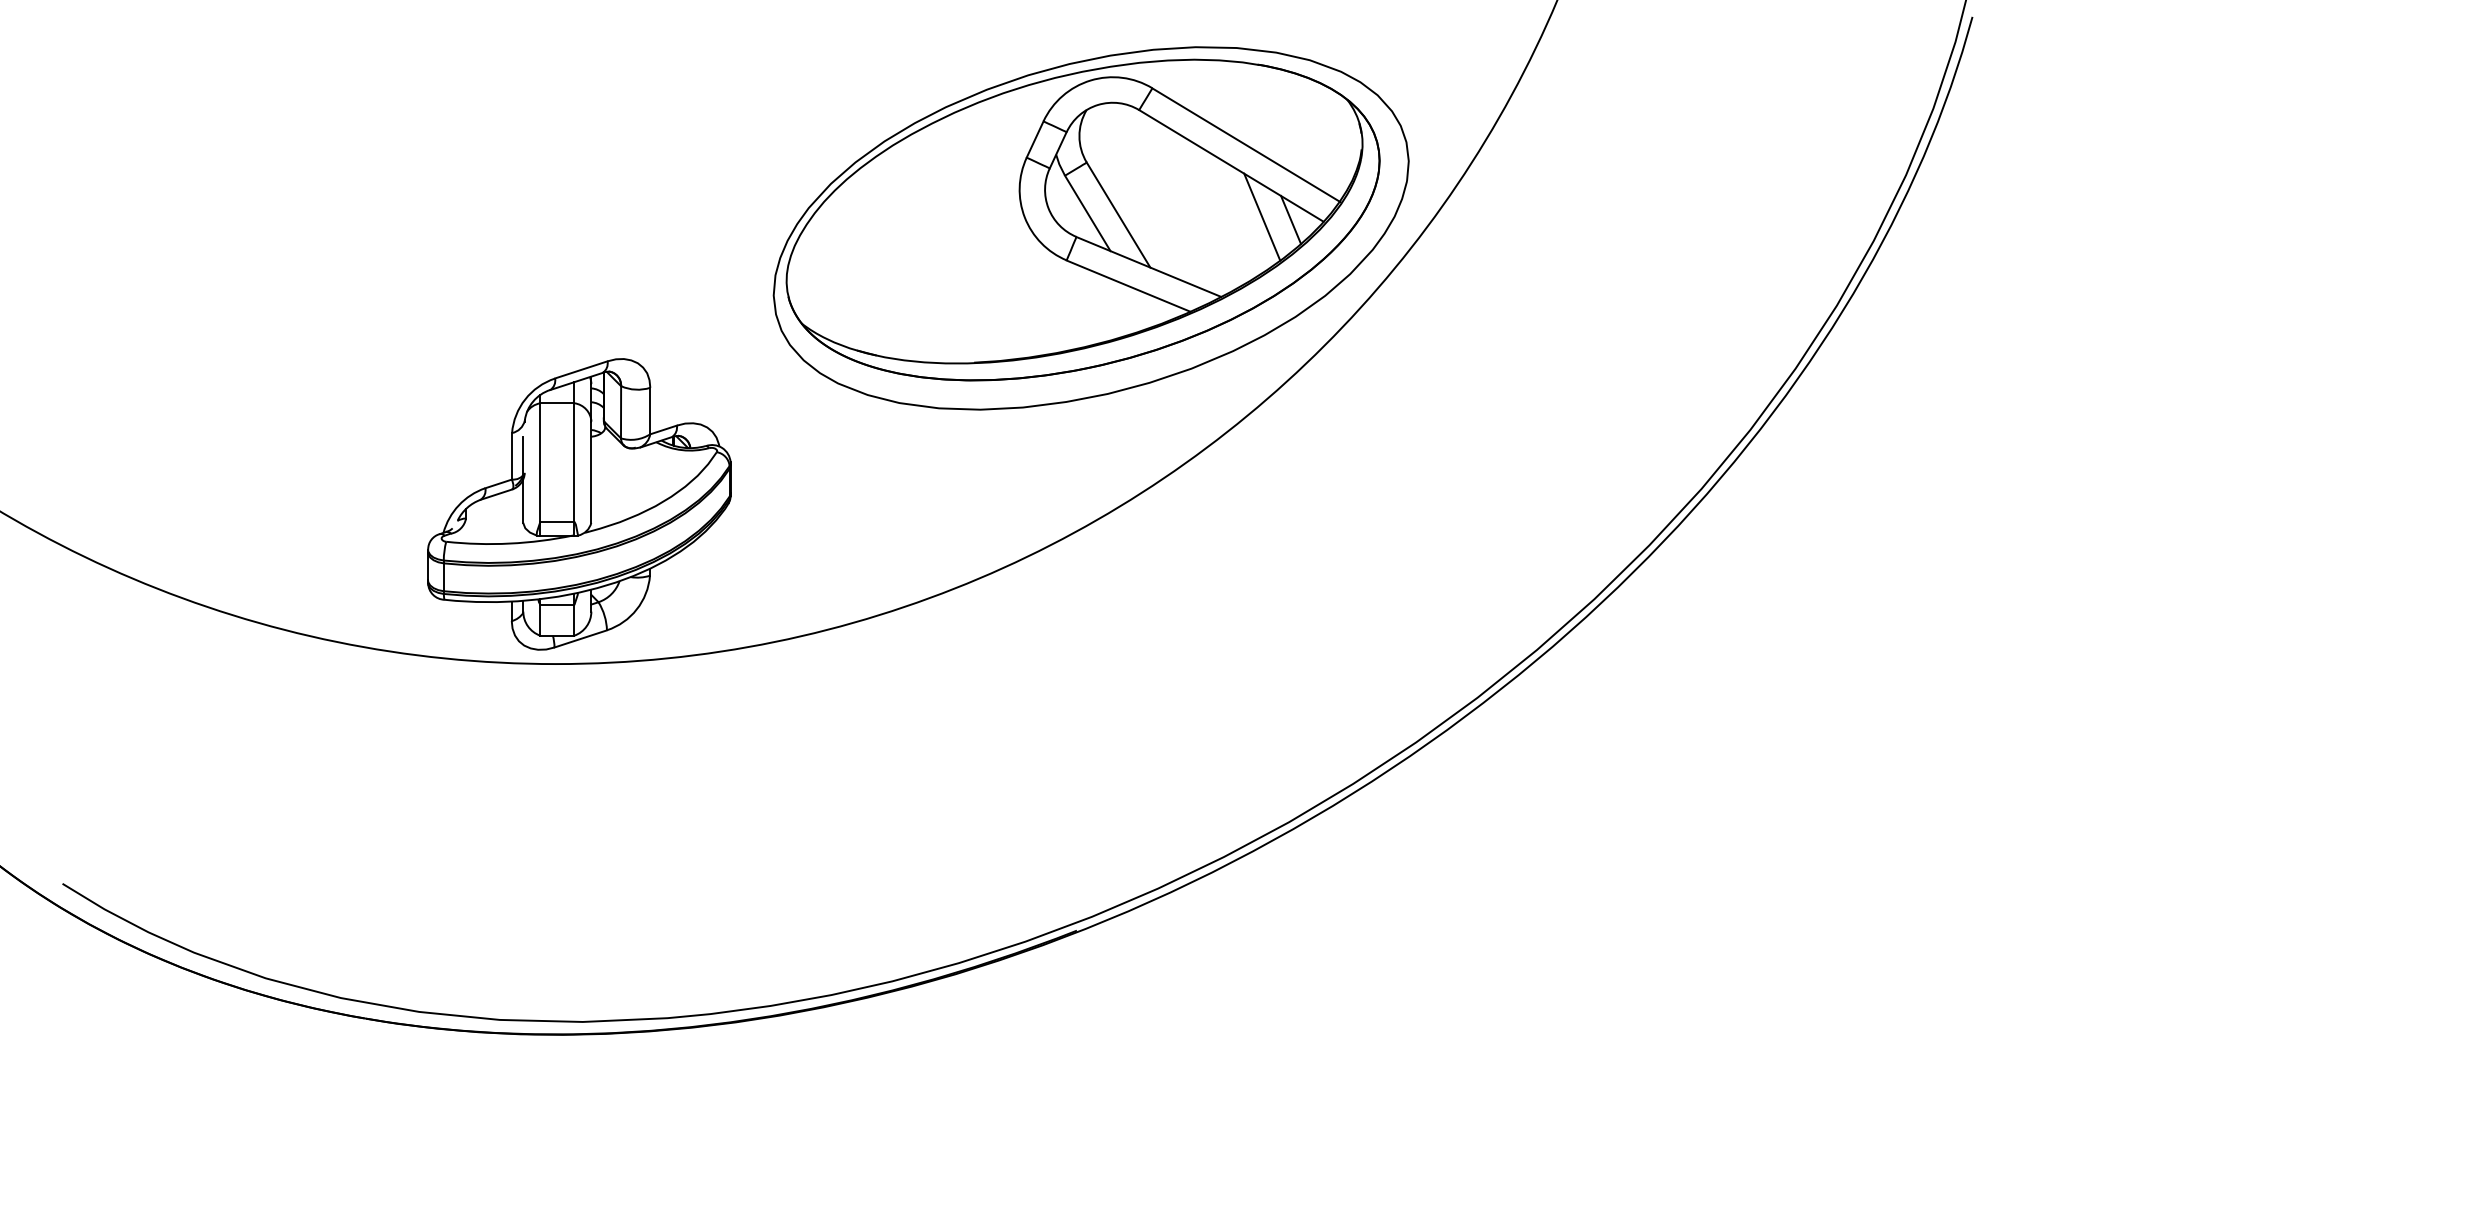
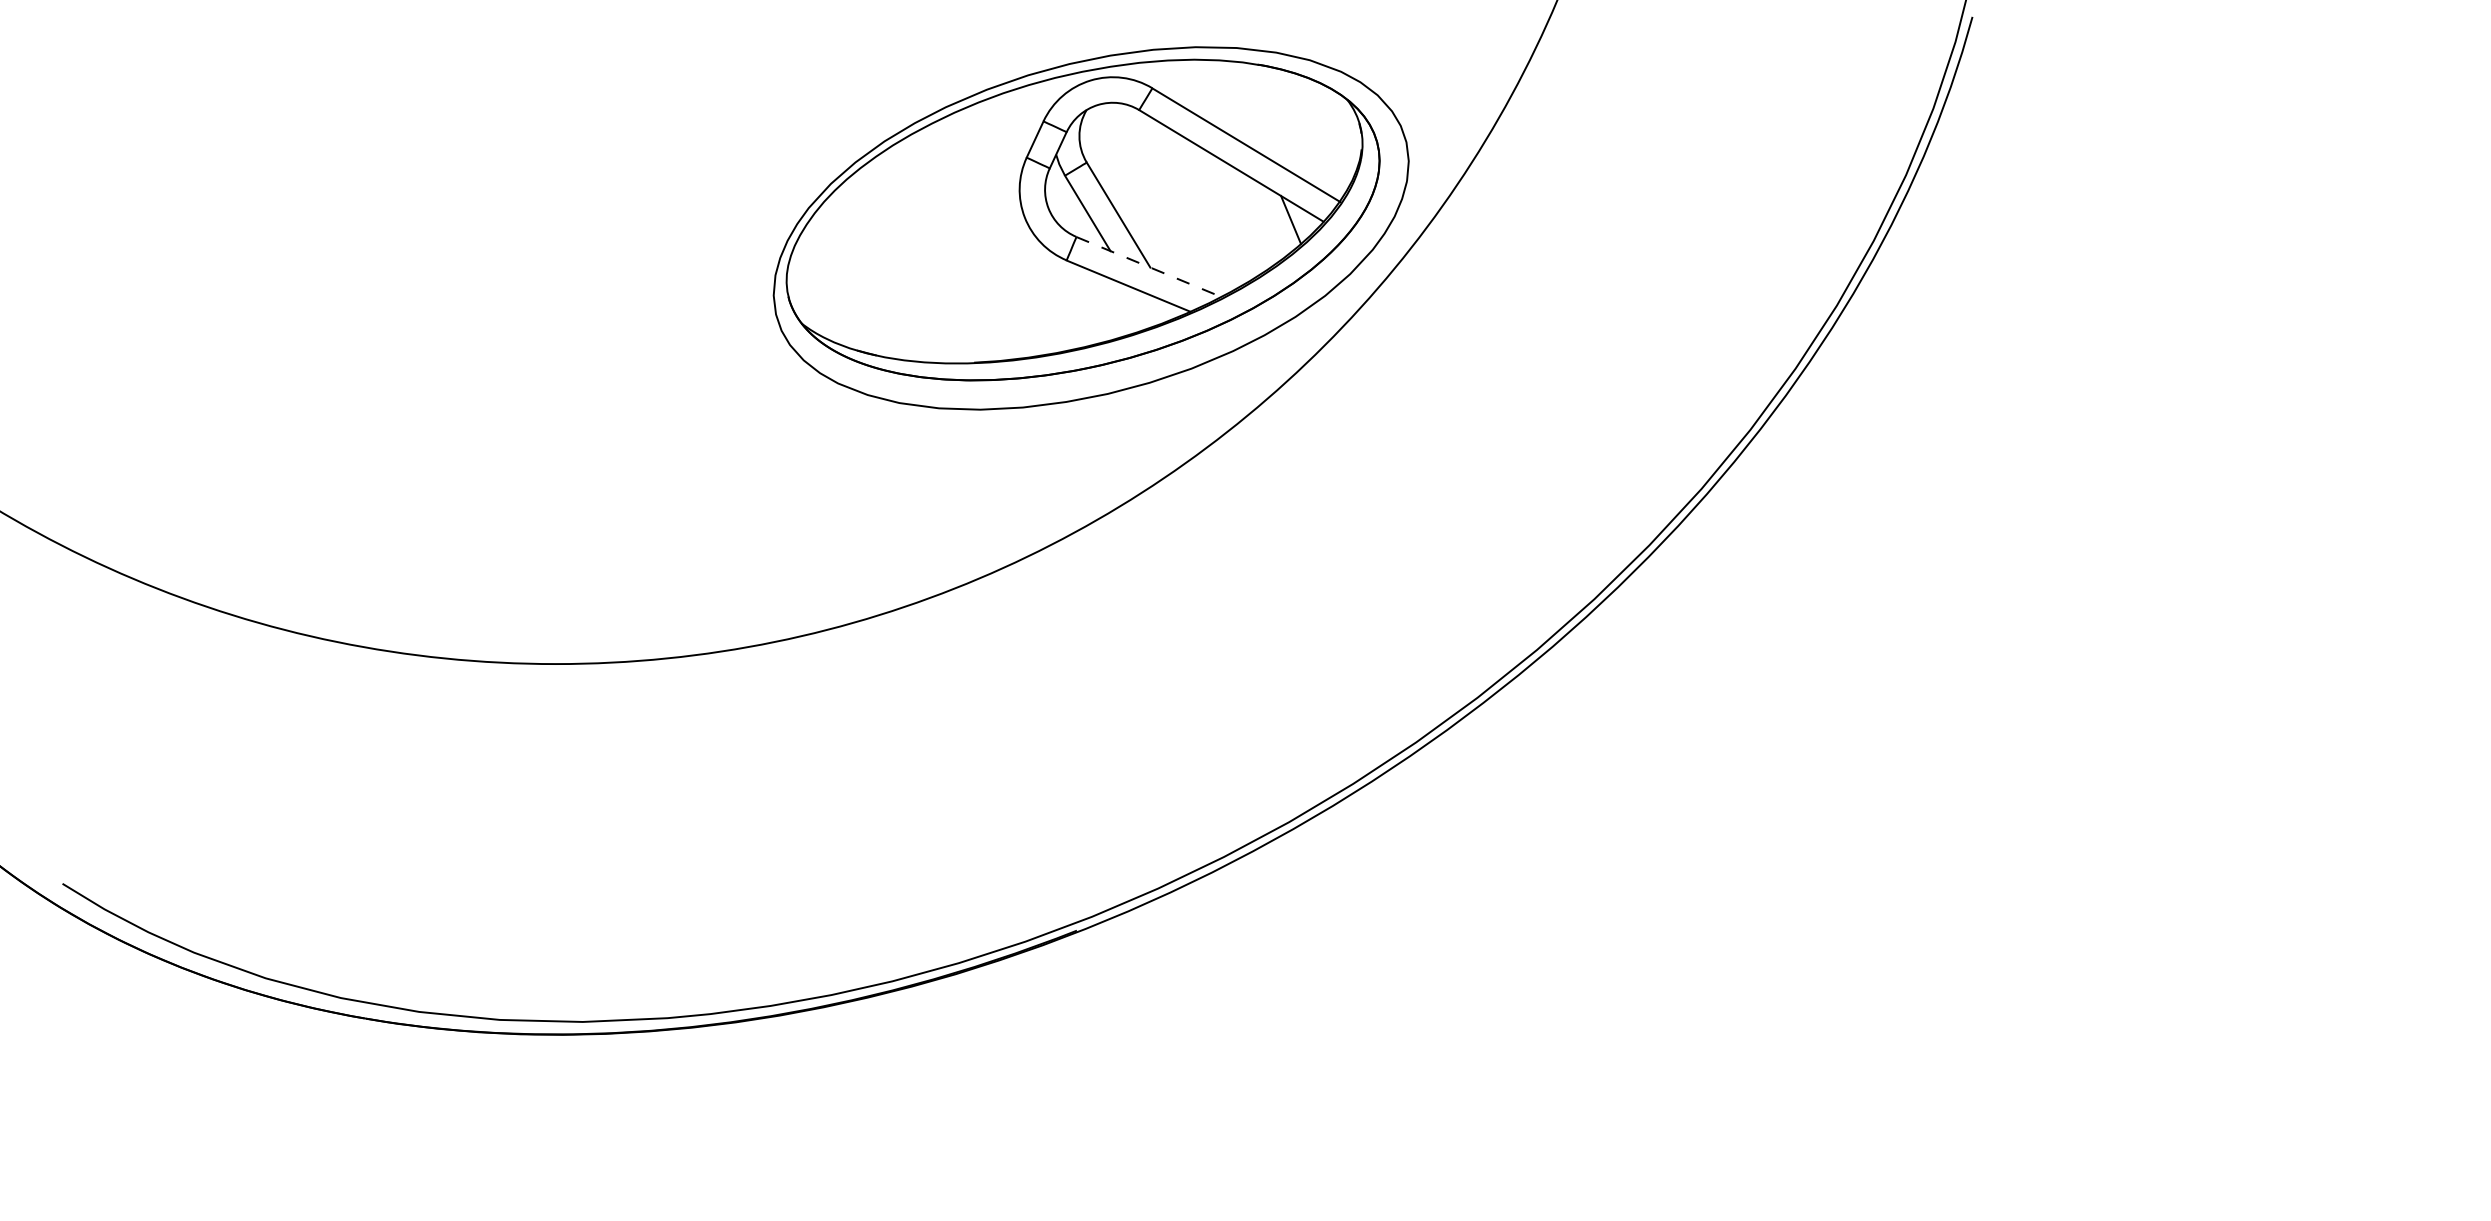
line: present -> none (1262, 216)
line: solid -> dashed (1149, 267)
part: present -> none (579, 504)
